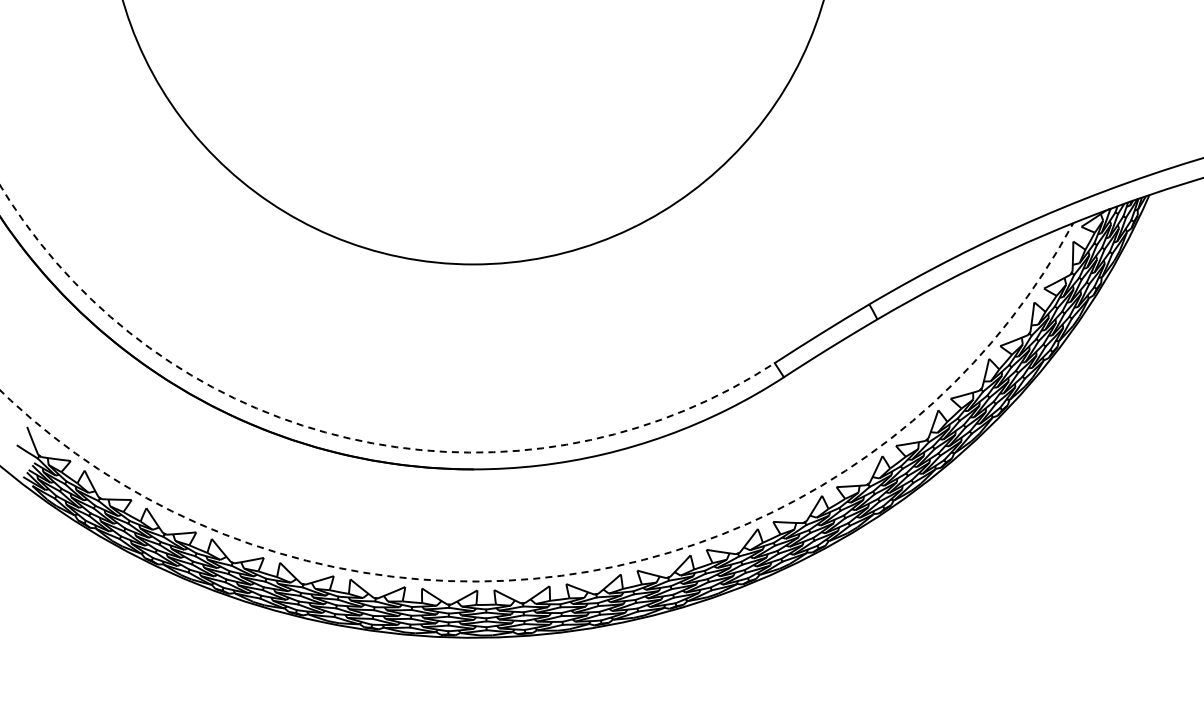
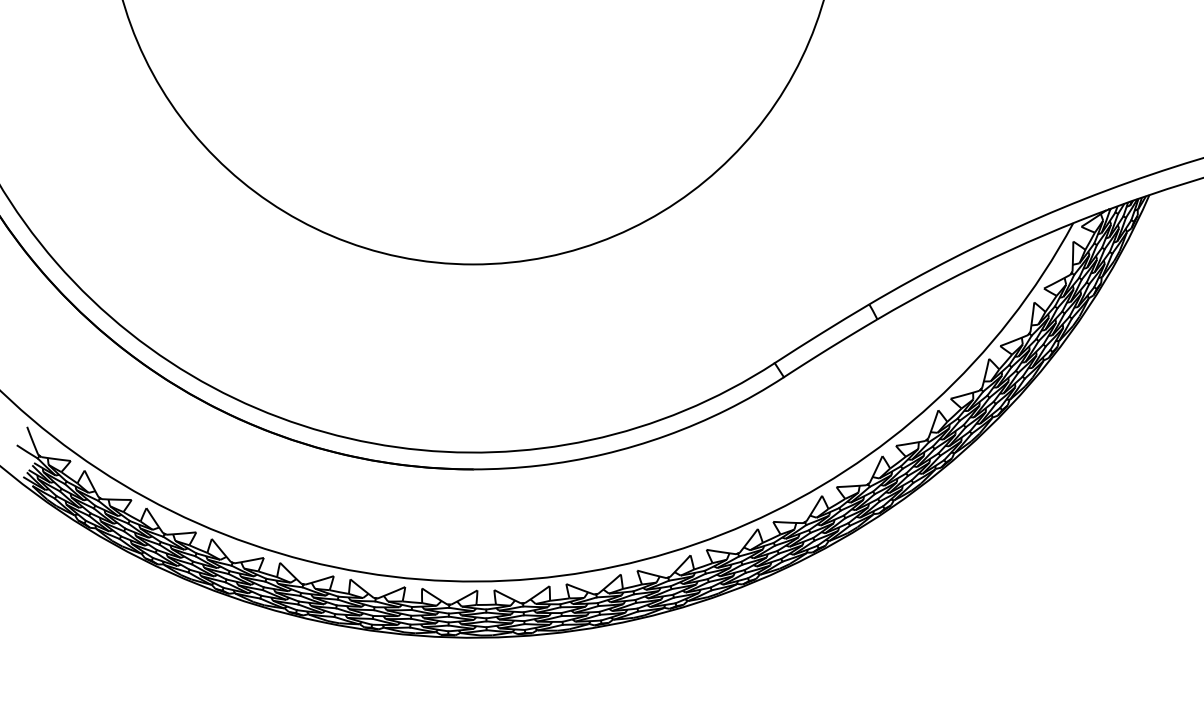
arc: dashed -> solid (349, 438)
arc: dashed -> solid (574, 574)
